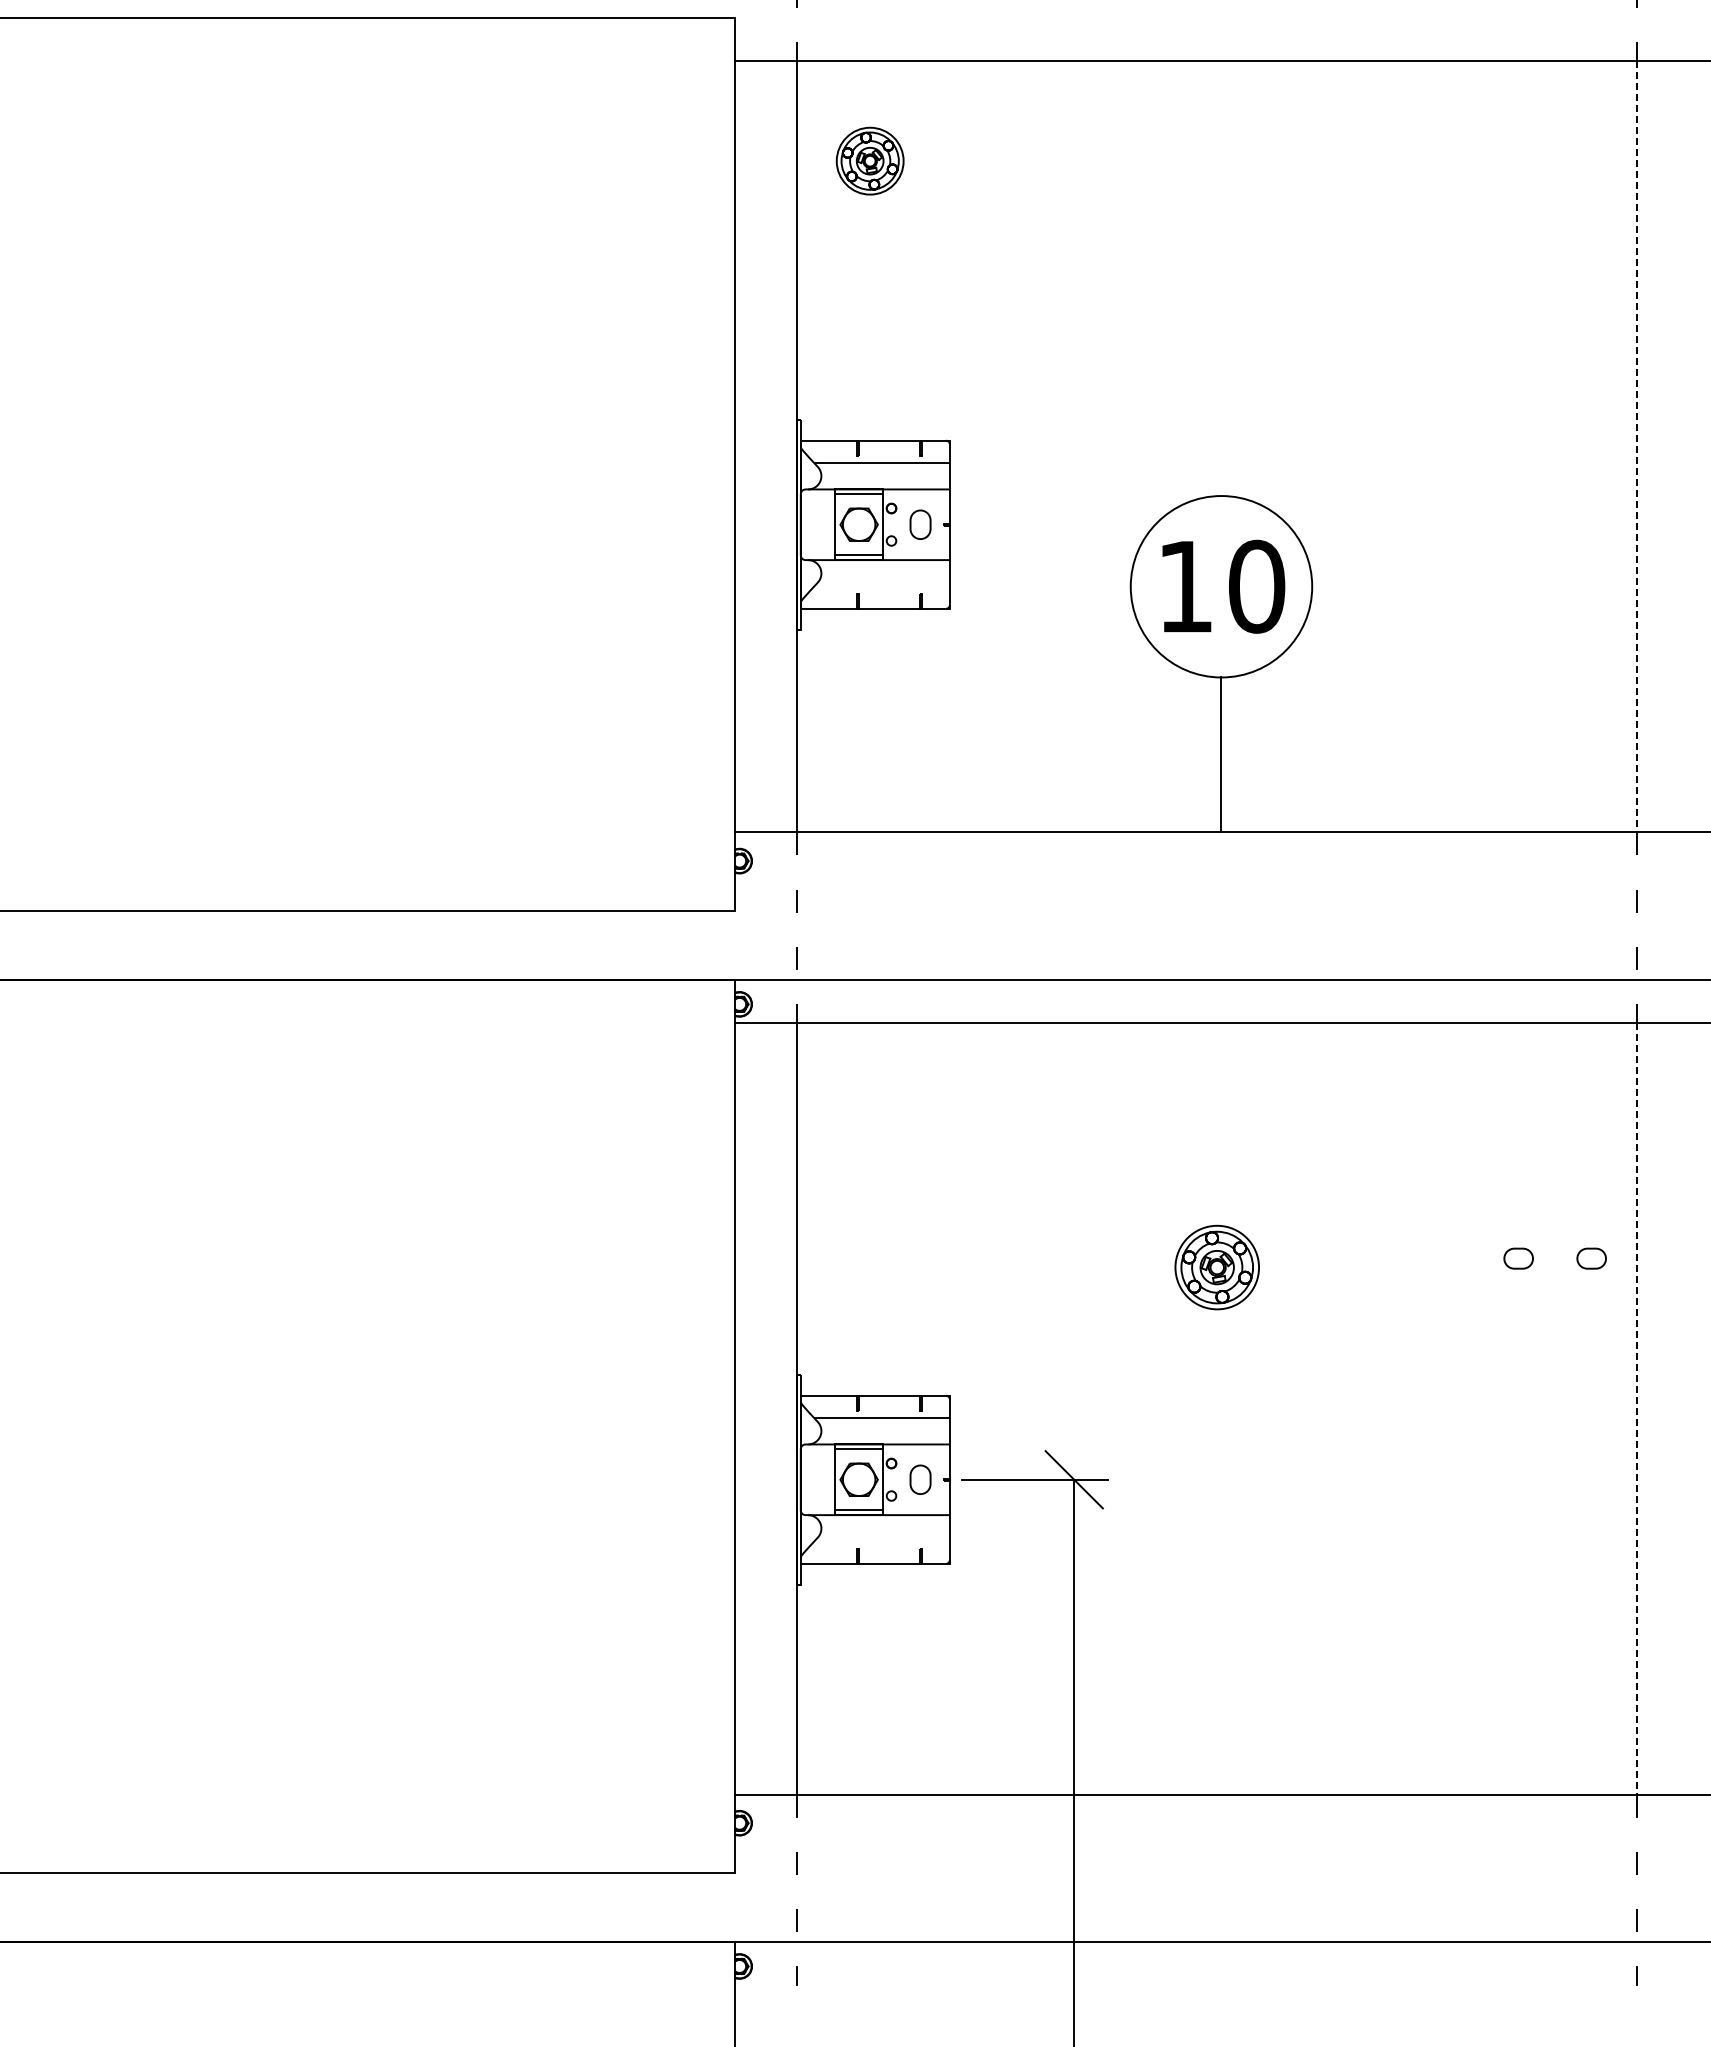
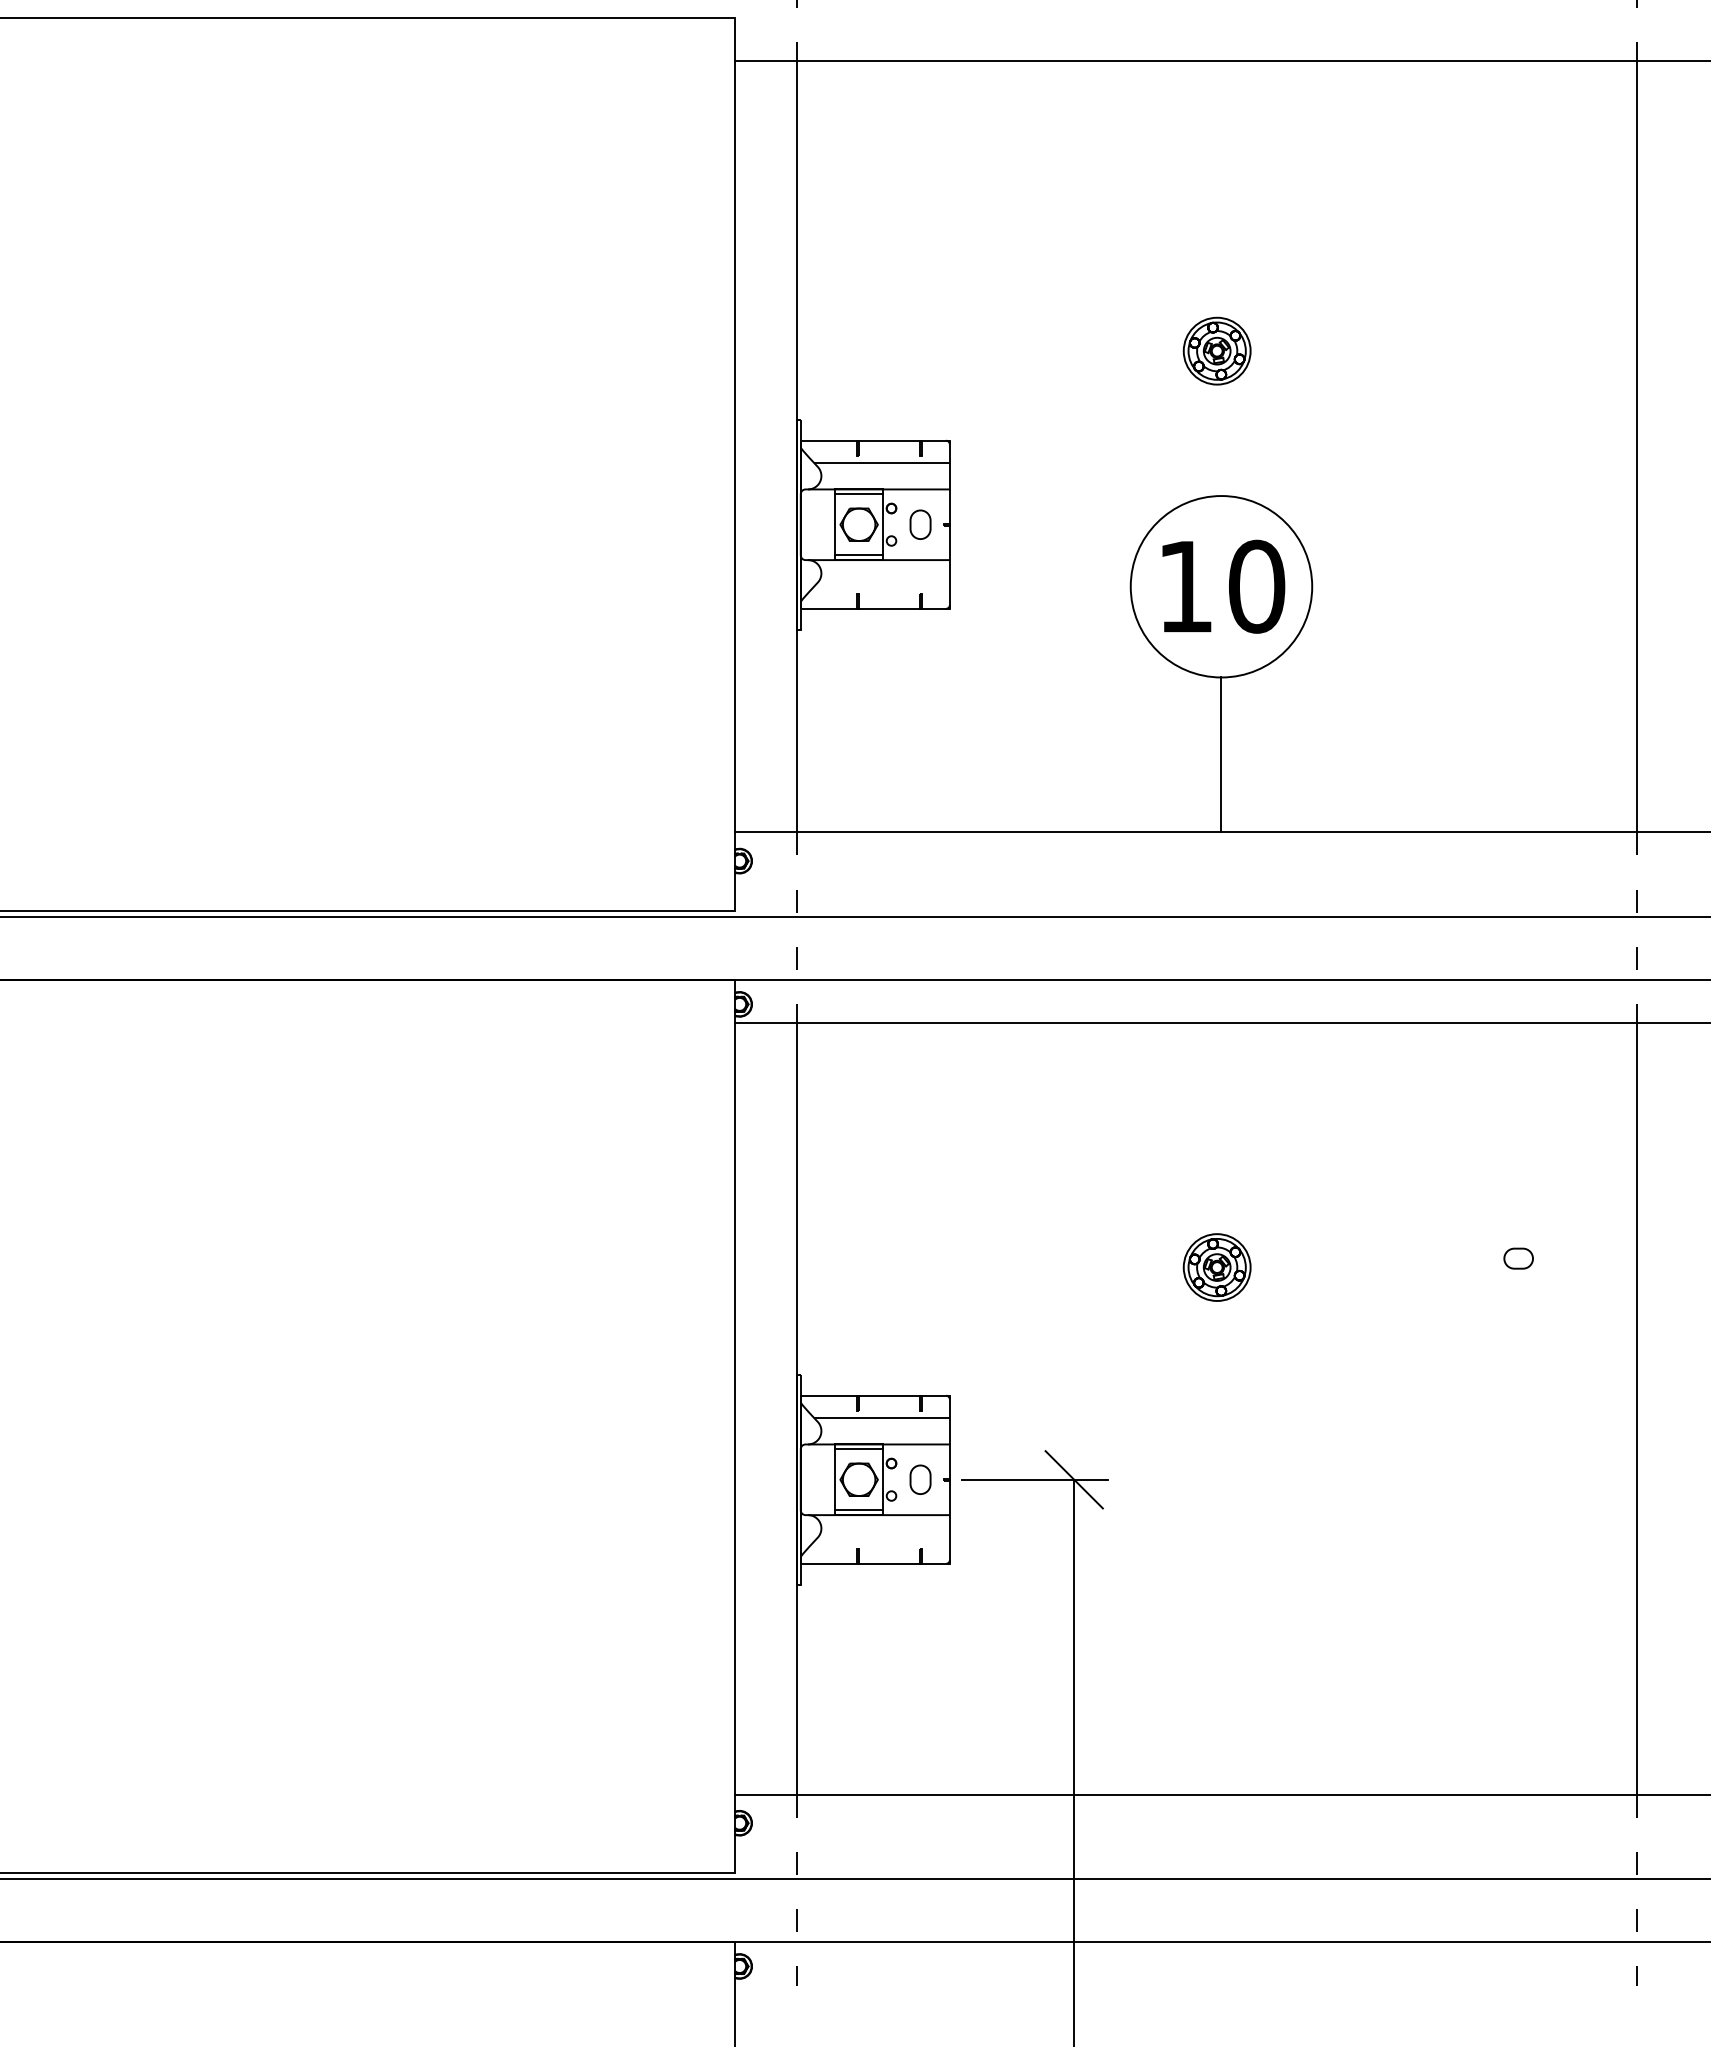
part position: (869, 160) -> (1216, 350) (1216, 350)
line: dashed -> solid (1637, 446)
line: none -> present (854, 917)
part: present -> none (1591, 1258)
part size: 86x87 px -> 70x69 px (1216, 1267)
line: dashed -> solid (1637, 1409)
line: none -> present (854, 1879)
